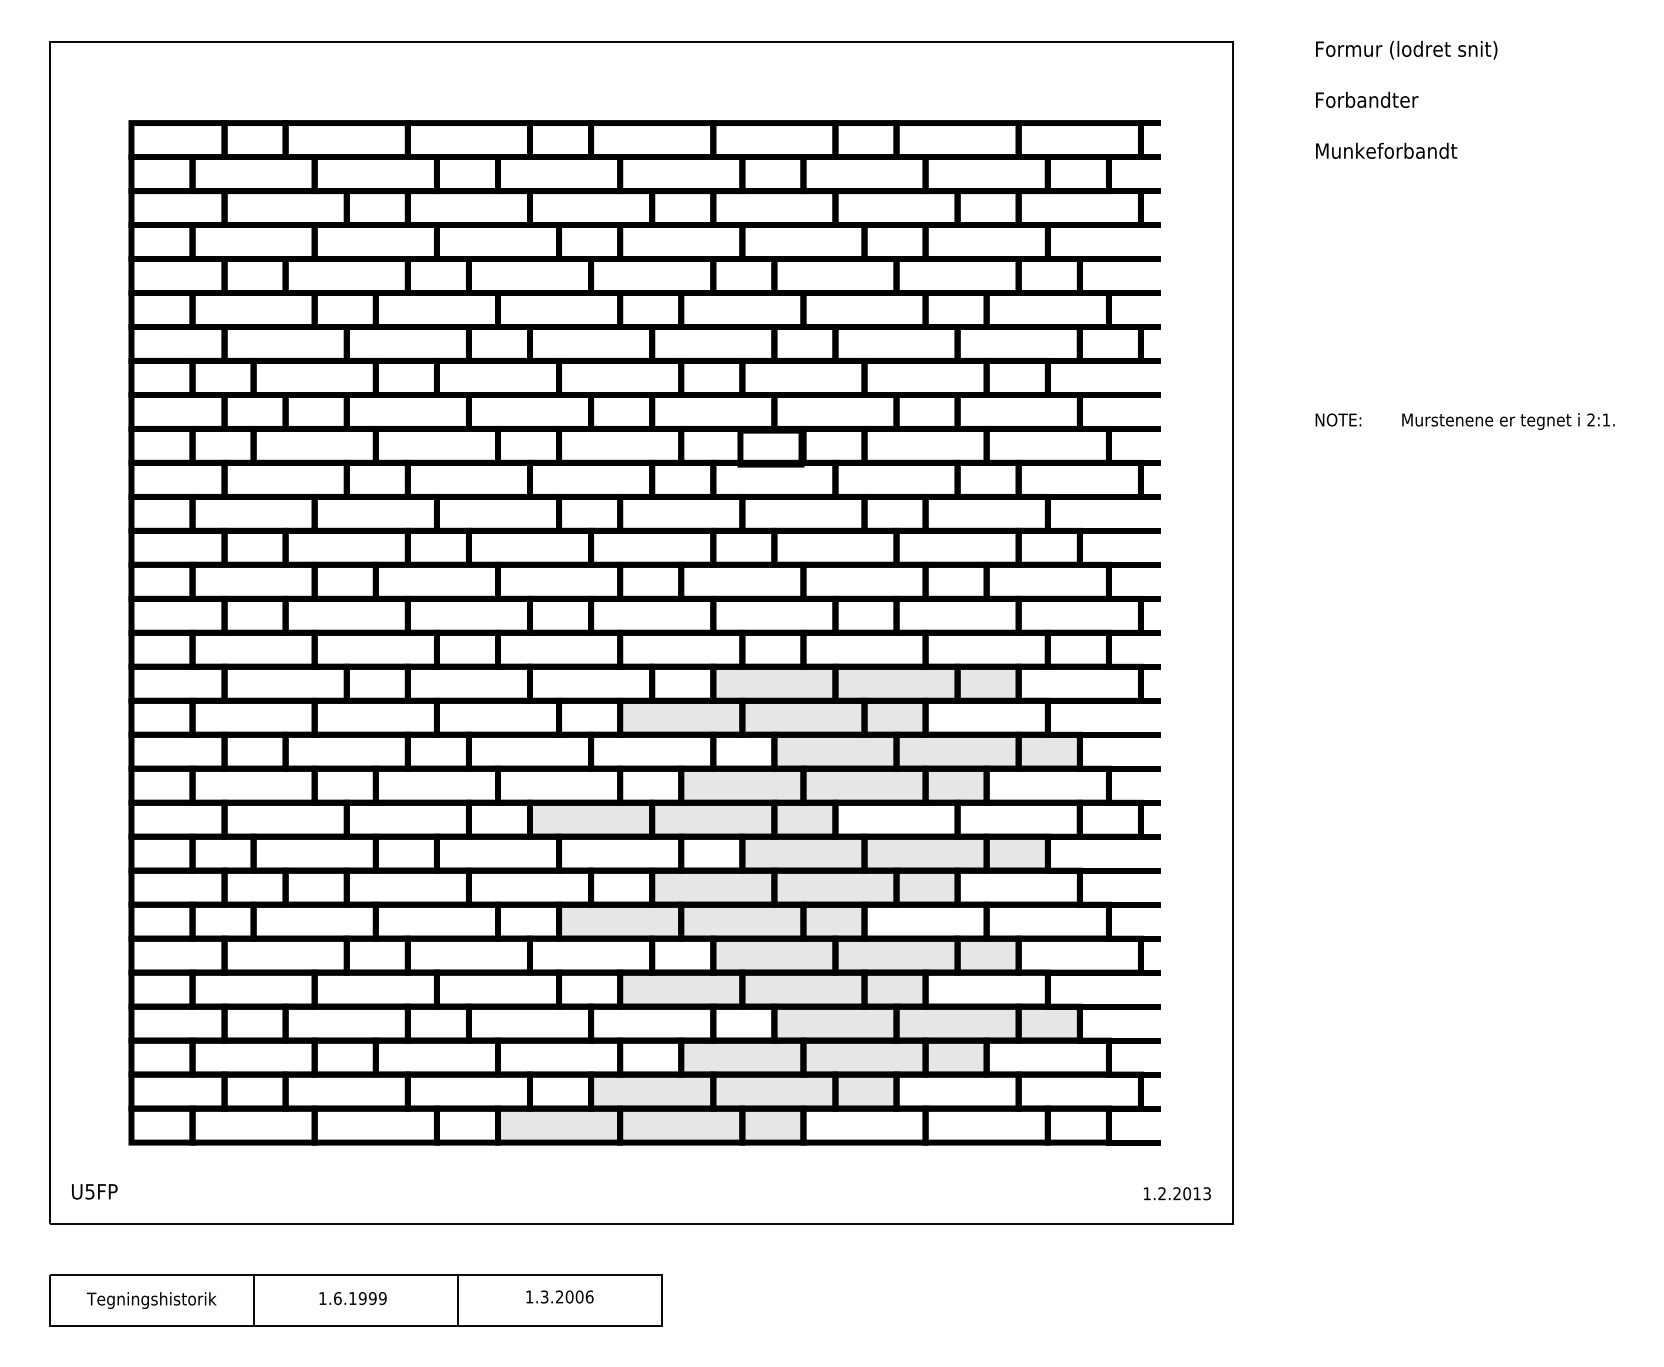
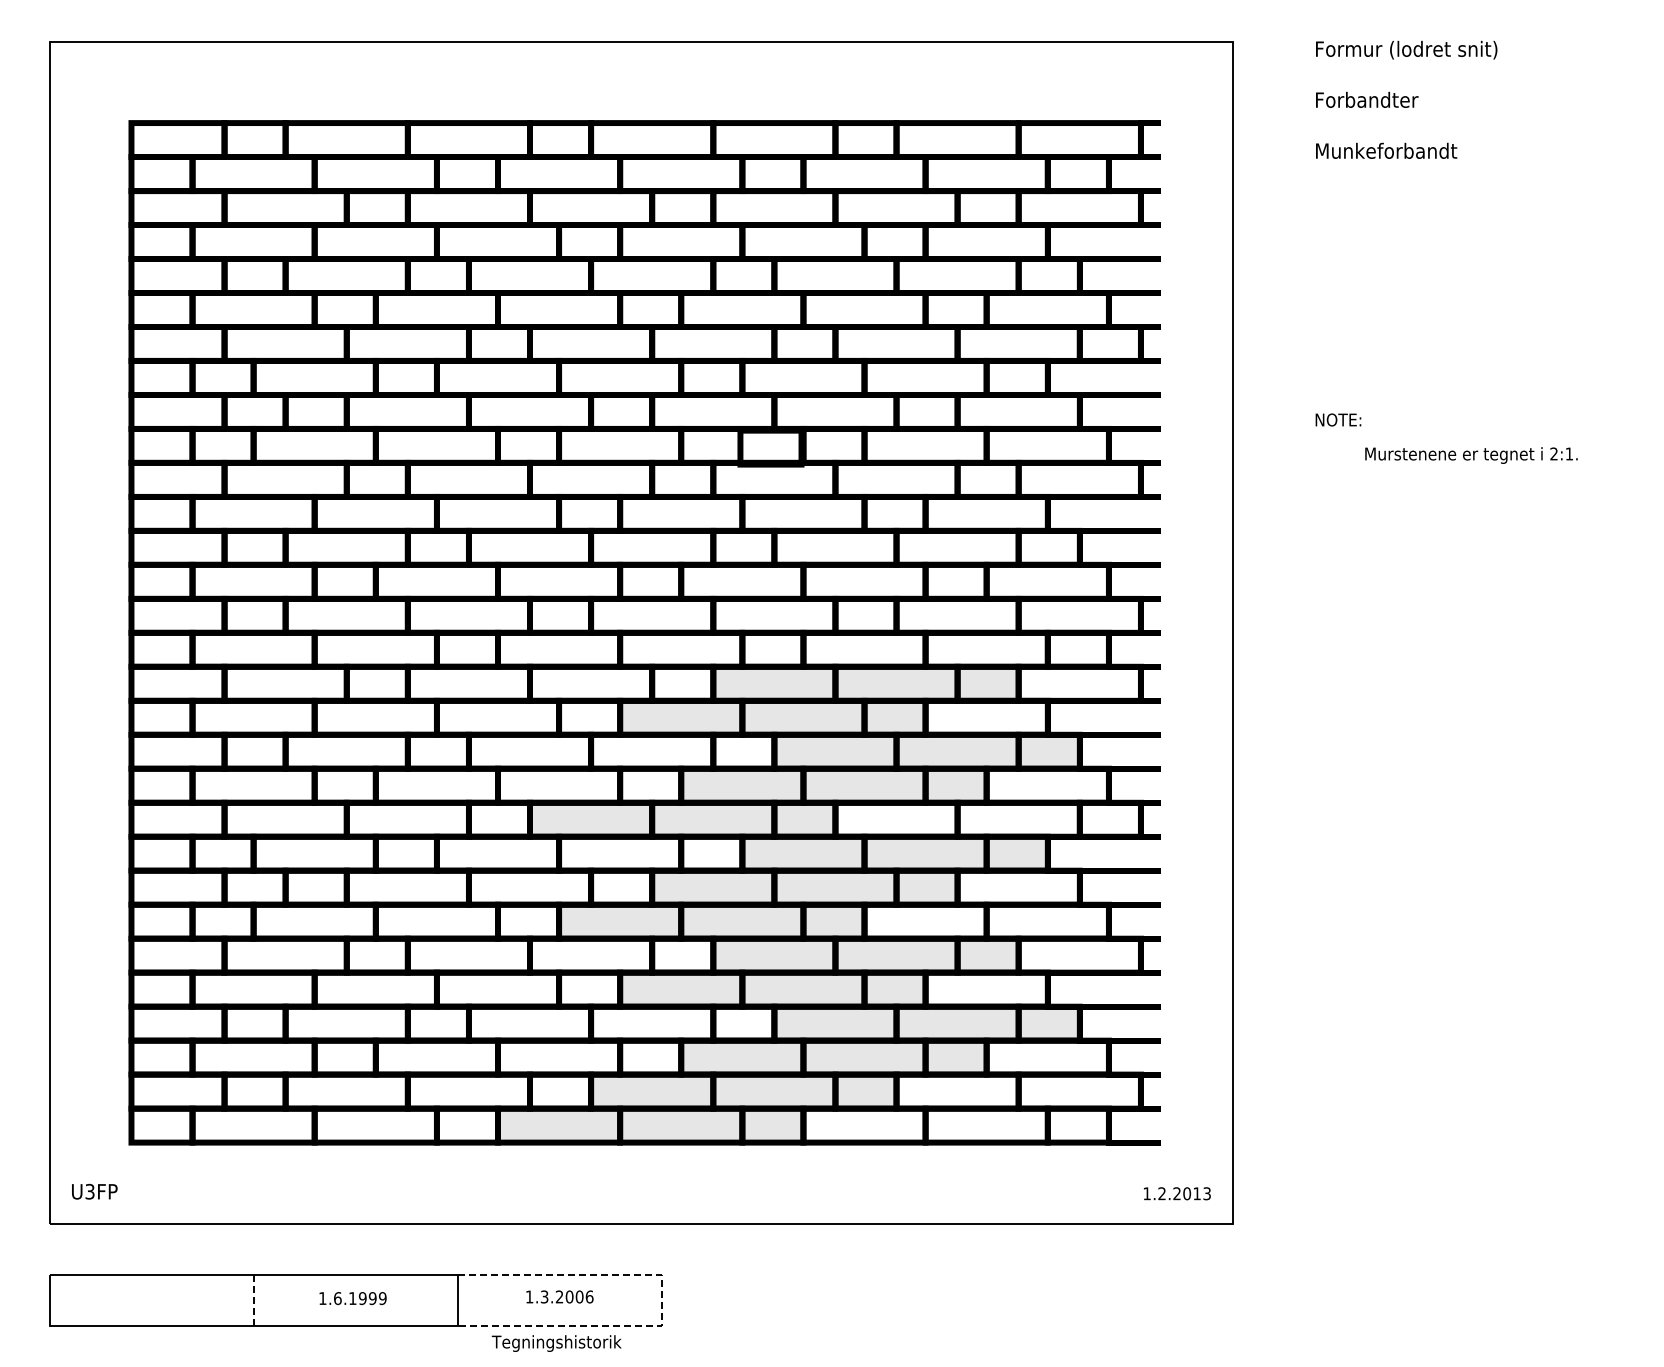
text position: (1508, 421) -> (1471, 455) (1471, 455)
text: U5FP -> U3FP (90, 1190)
text position: (151, 1300) -> (556, 1343) (556, 1343)
line: solid -> dashed (253, 1300)
line: solid -> dashed (661, 1301)
